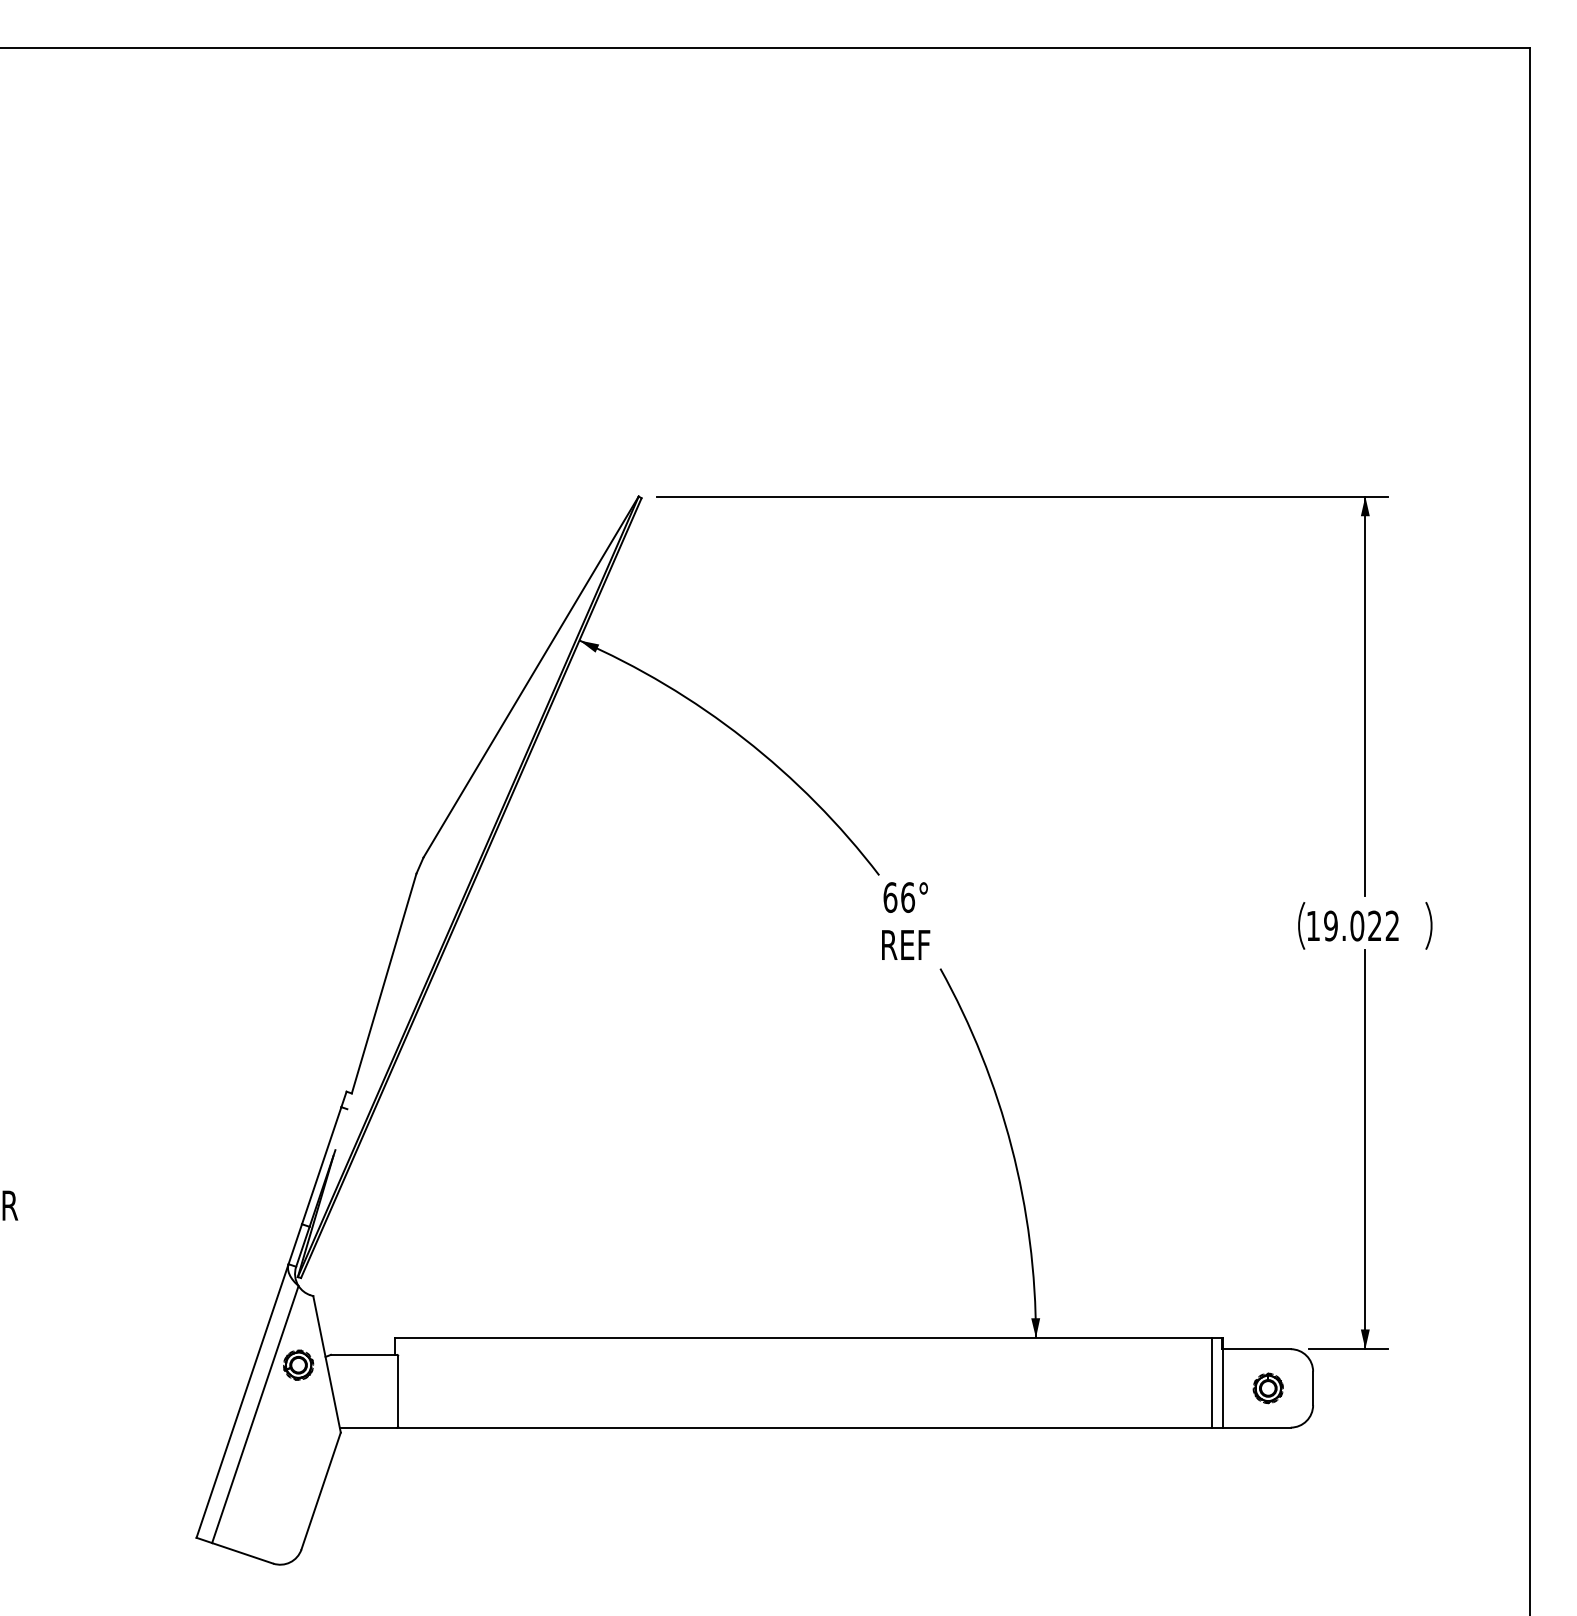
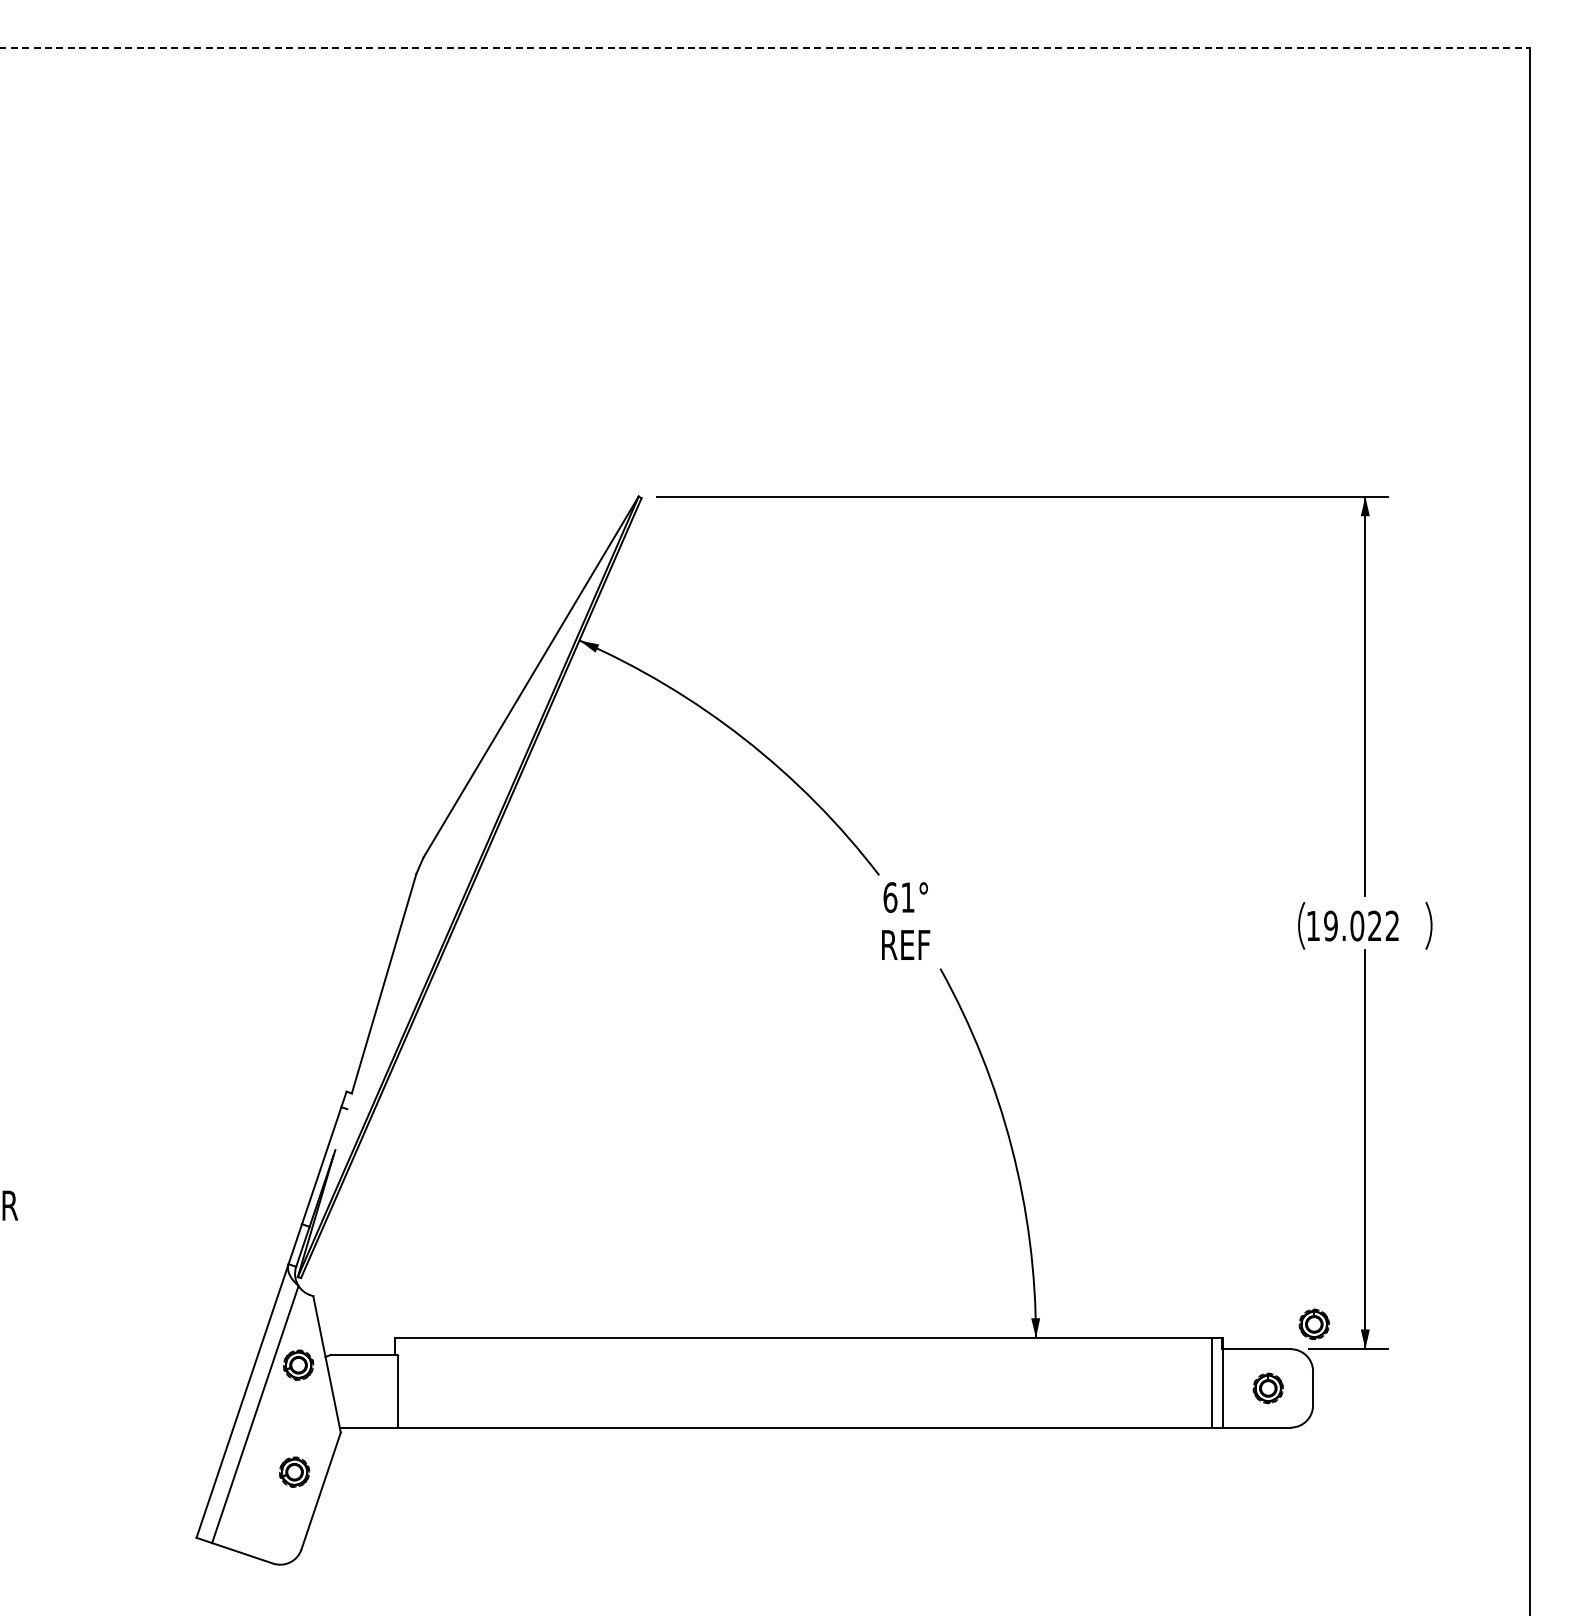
line: solid -> dashed (764, 48)
text: 66° -> 61° (908, 897)
part: none -> present (1313, 1324)
part: none -> present (294, 1471)
